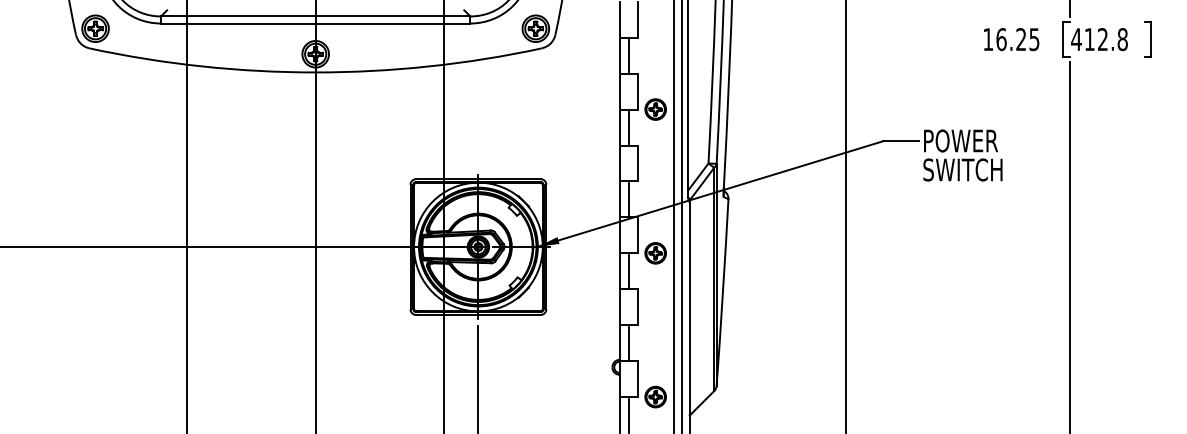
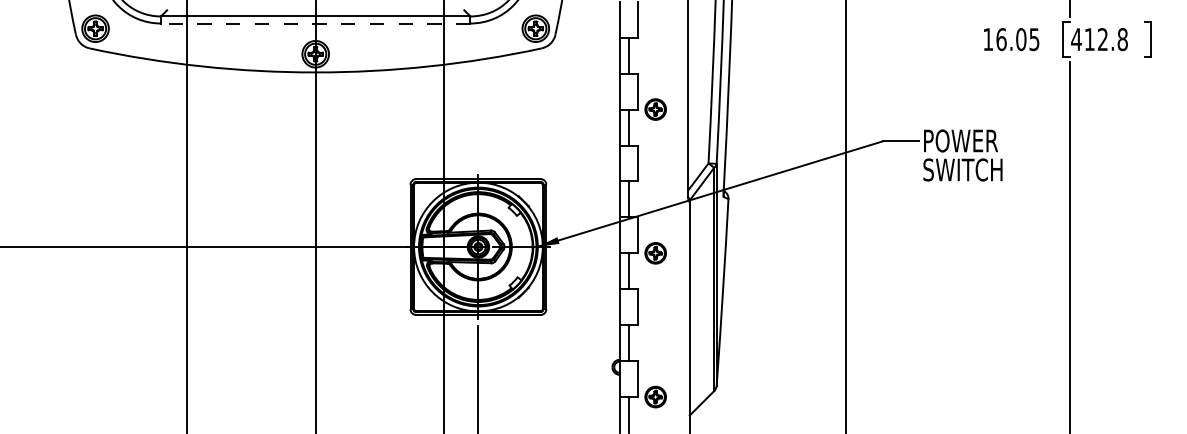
line: solid -> dashed (315, 23)
text: 16.25 -> 16.05 (1021, 39)
line: present -> none (673, 216)
line: present -> none (681, 216)
